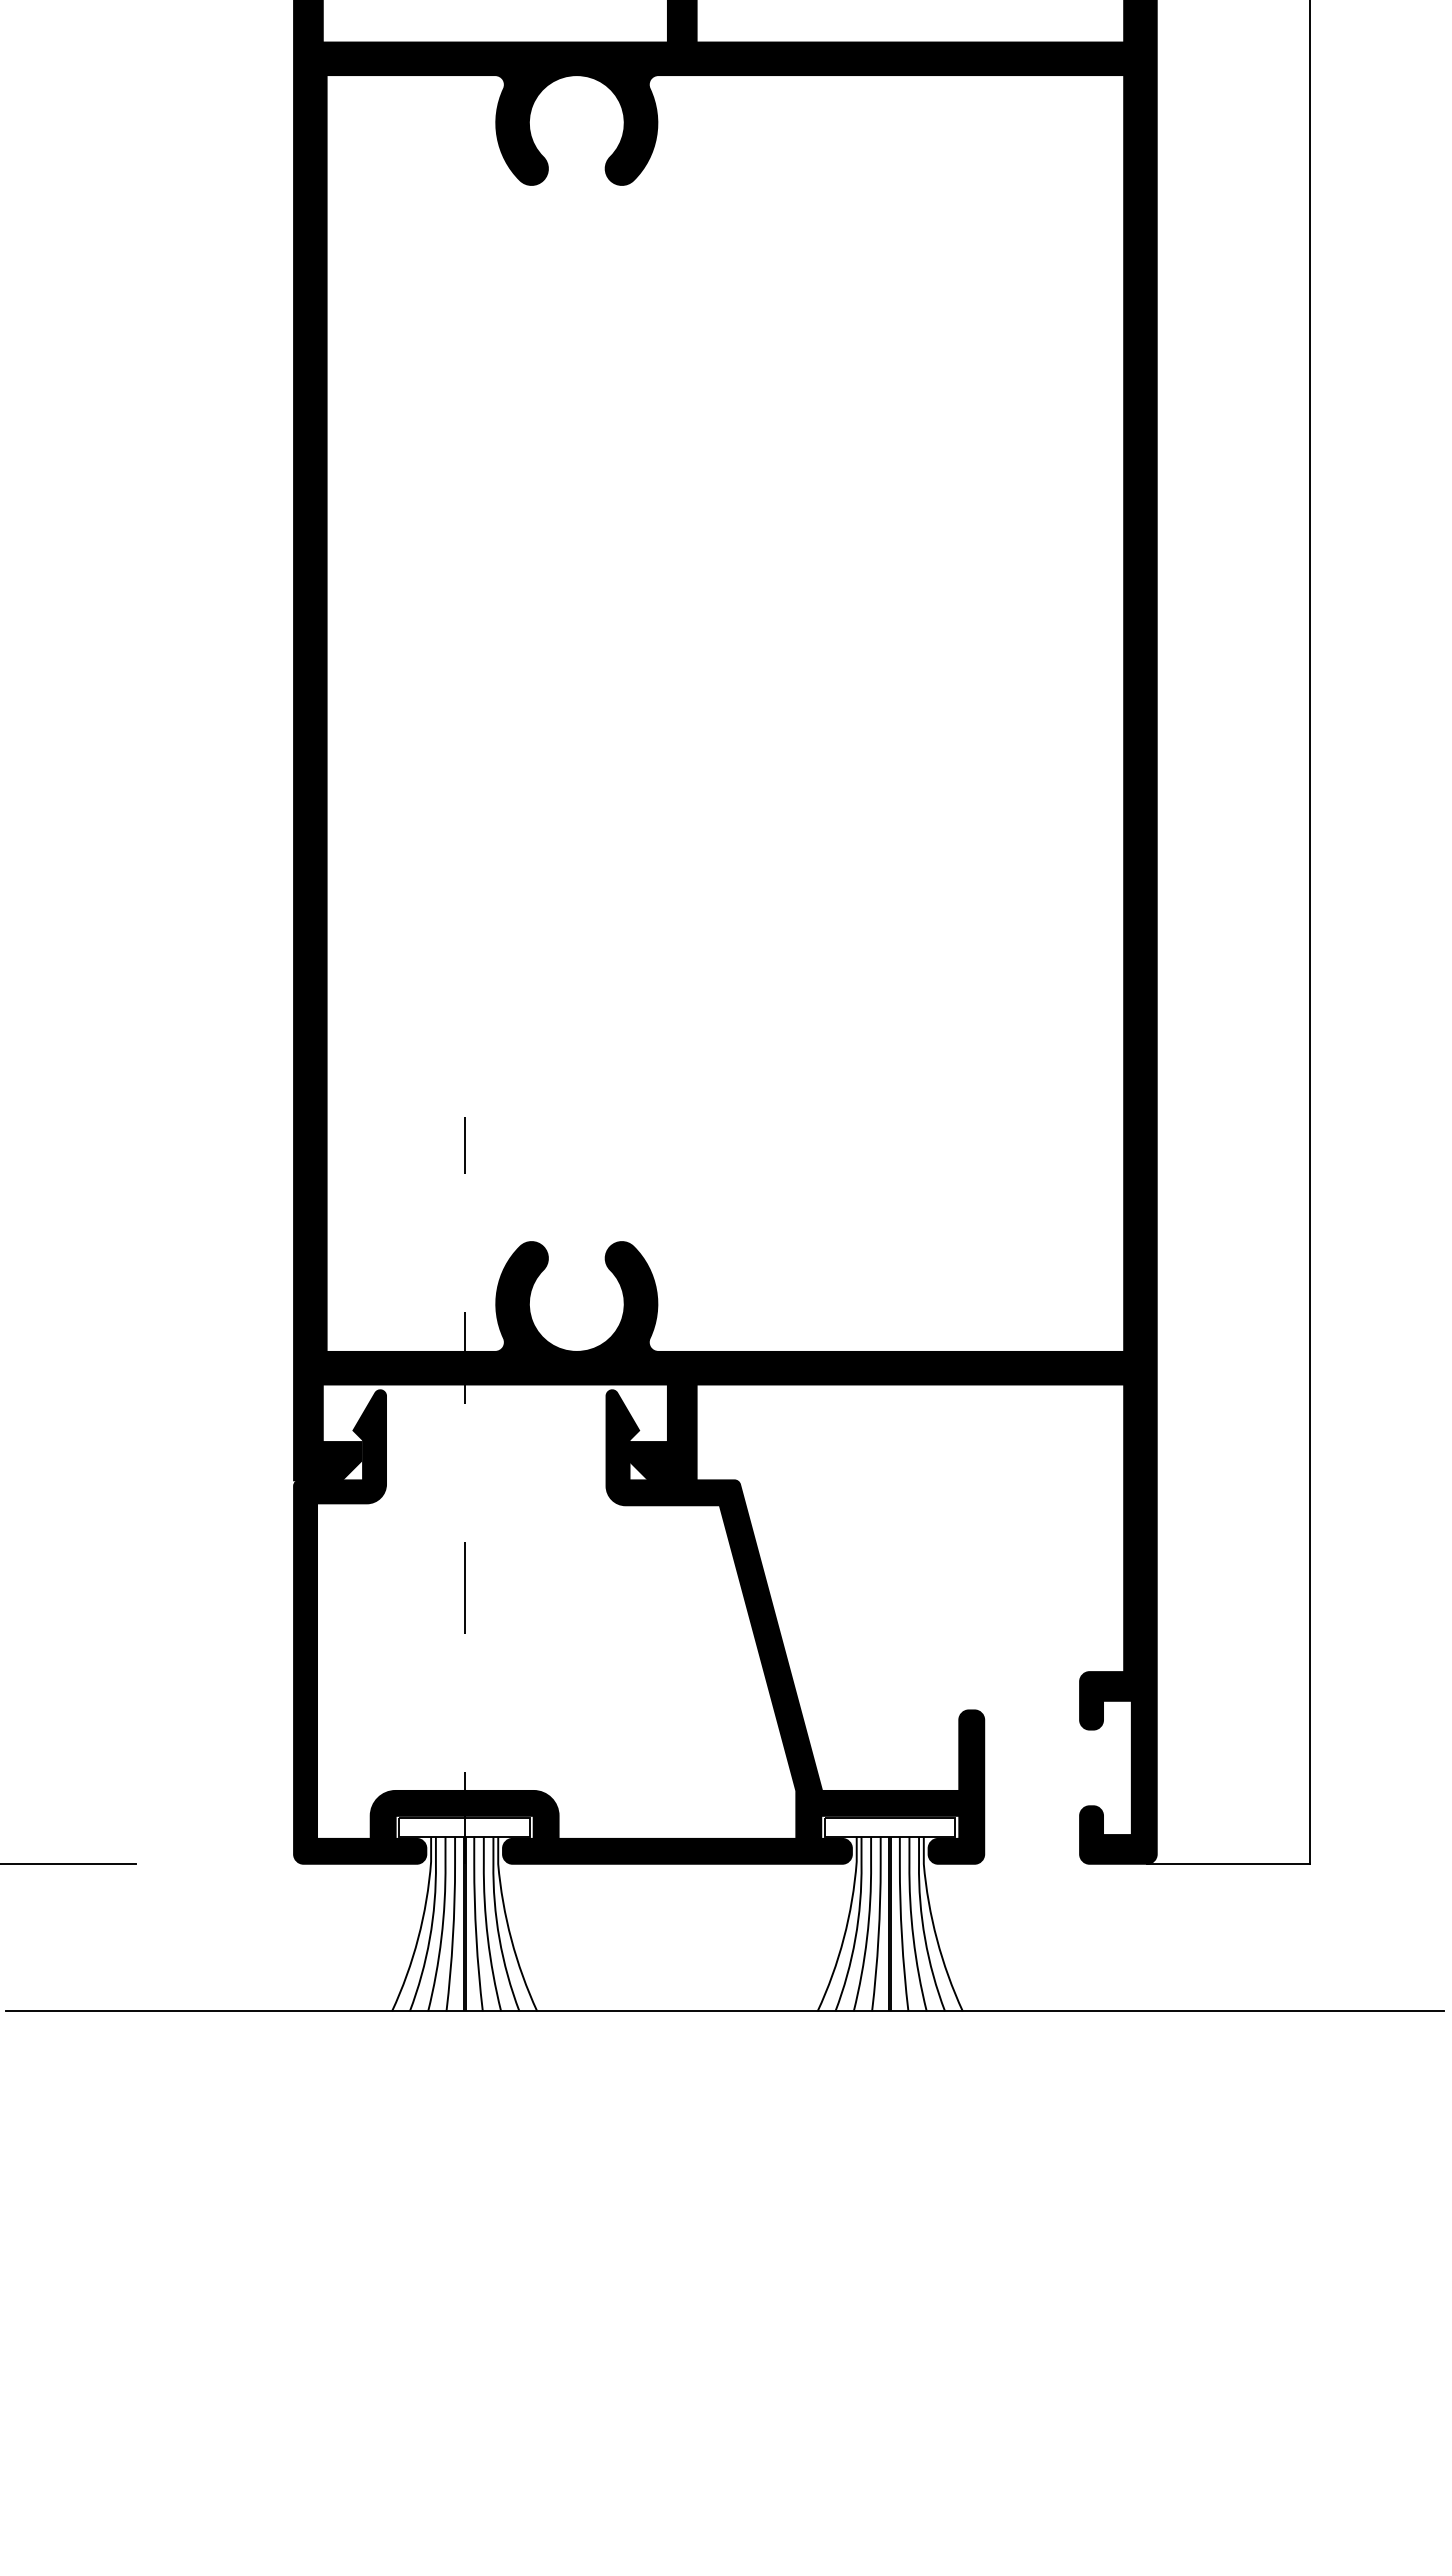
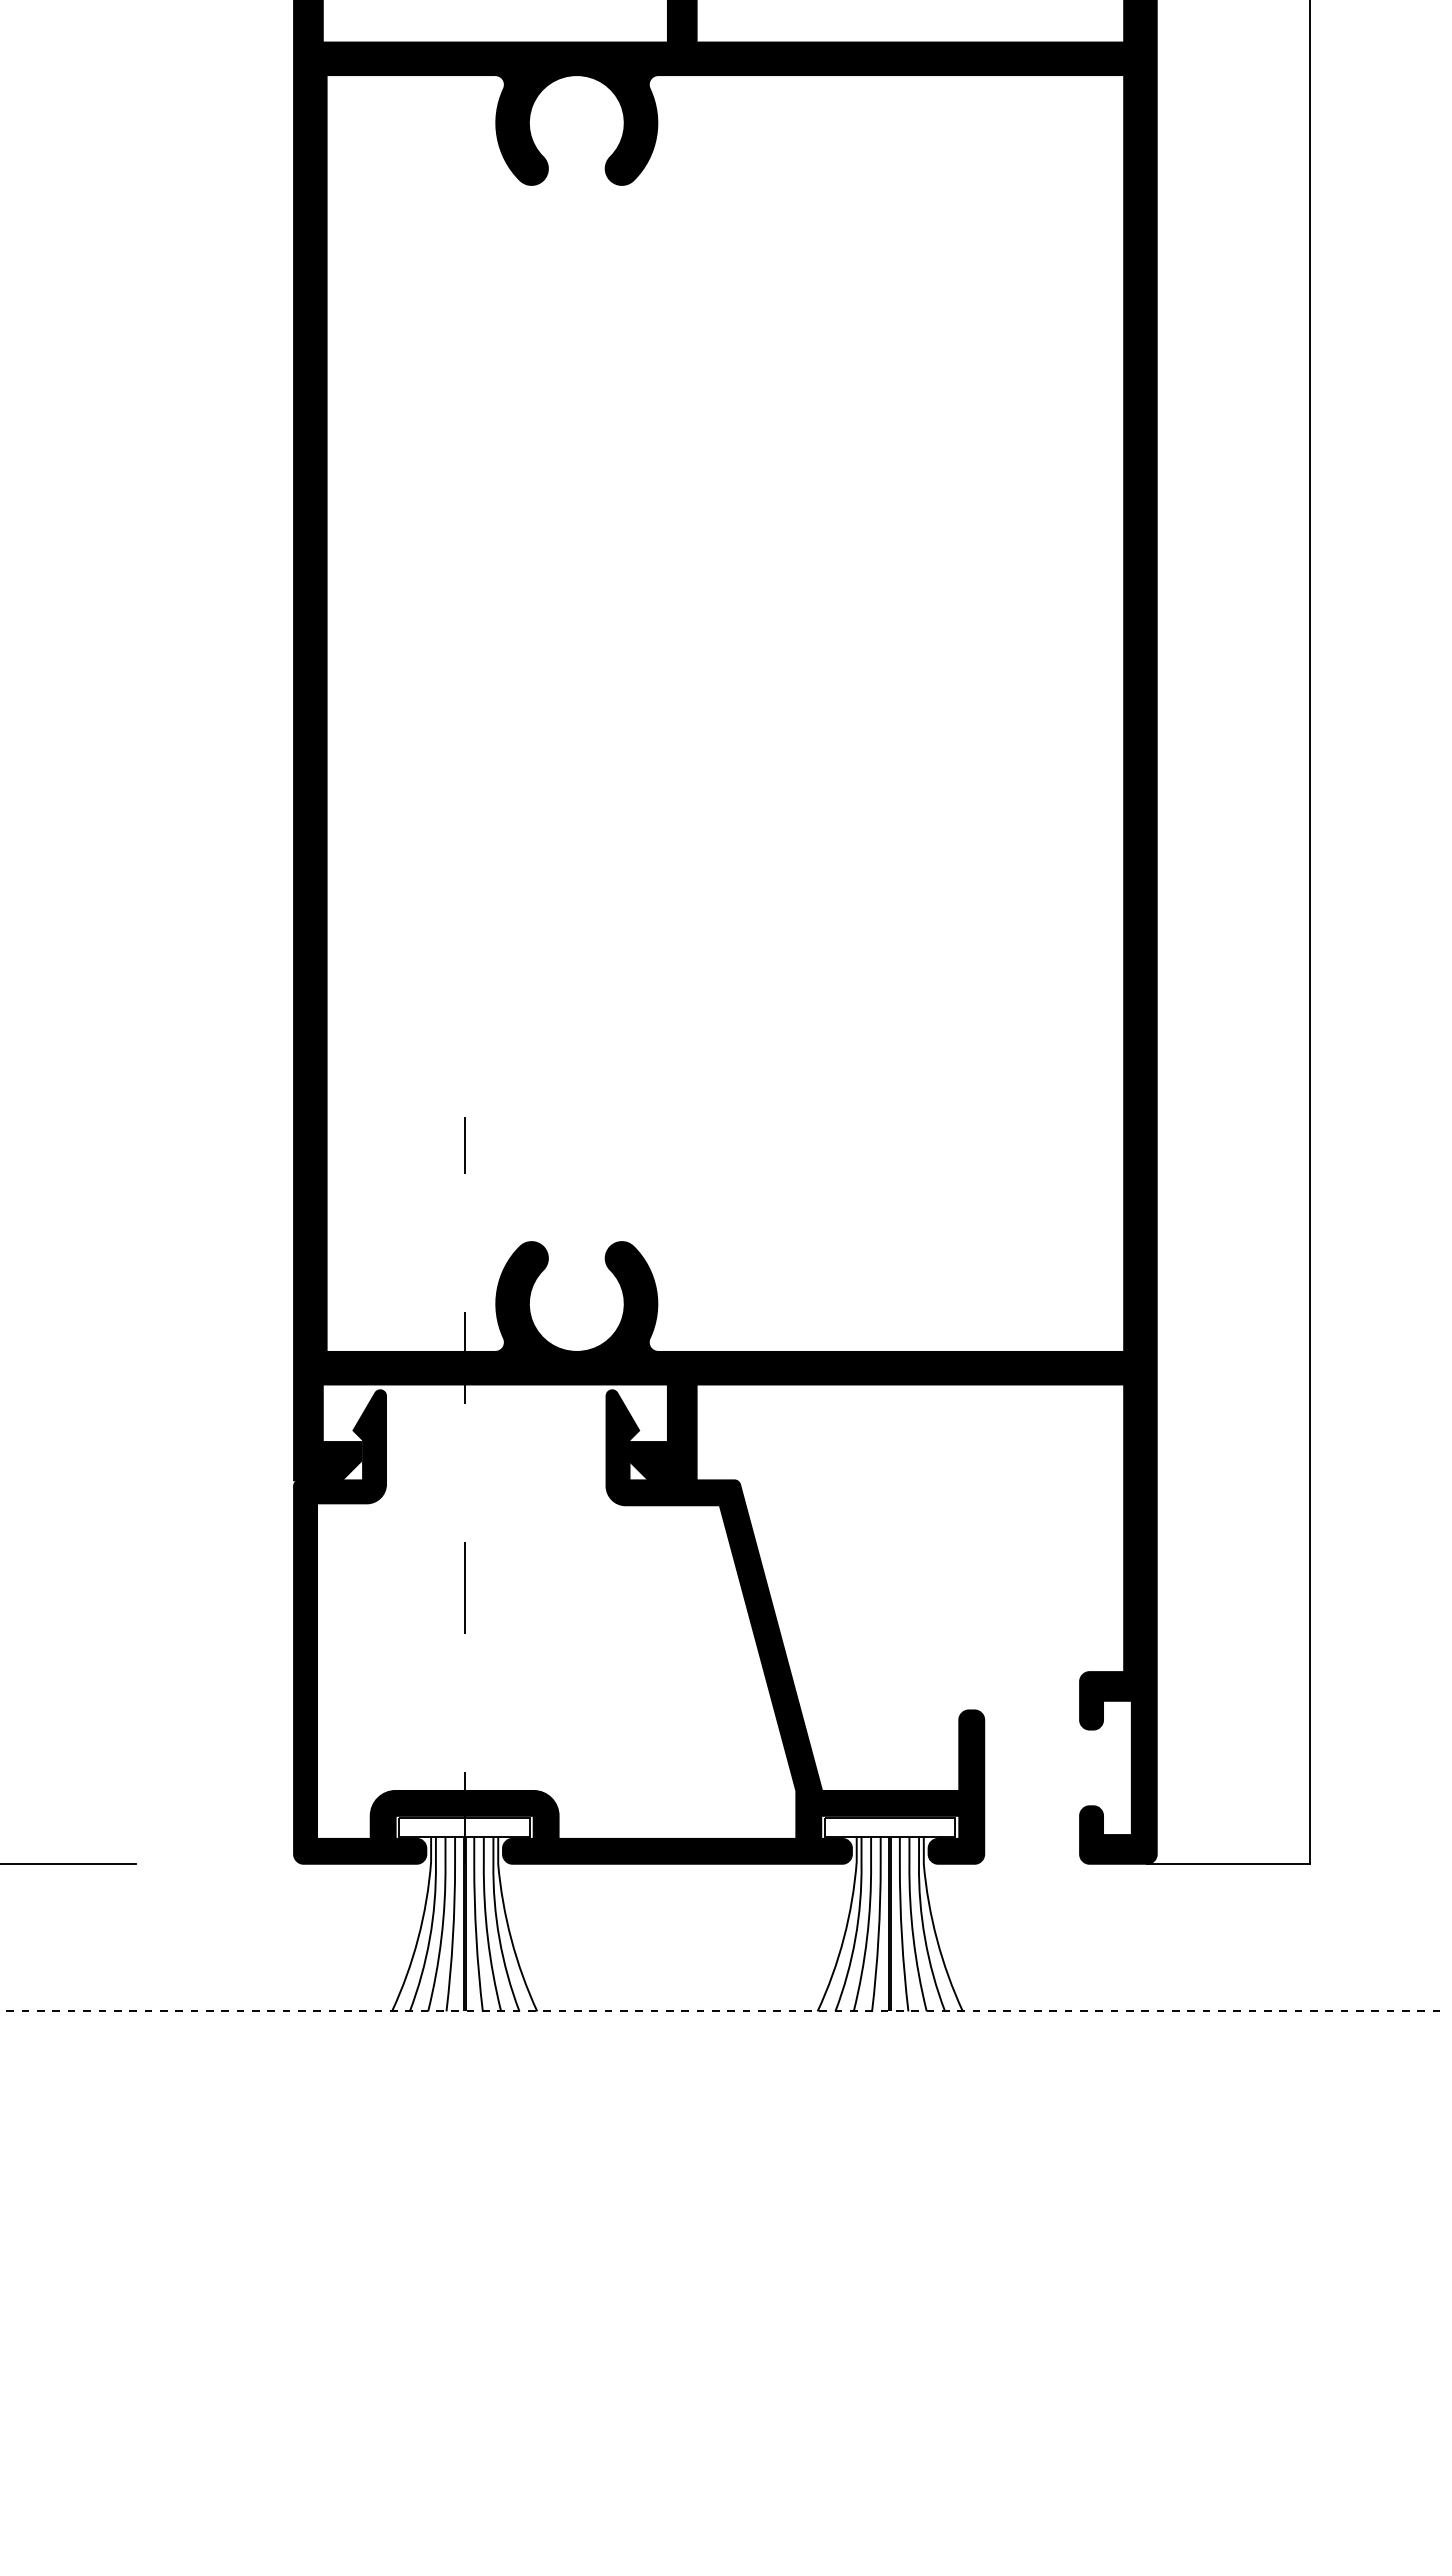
line: solid -> dashed (725, 2011)
